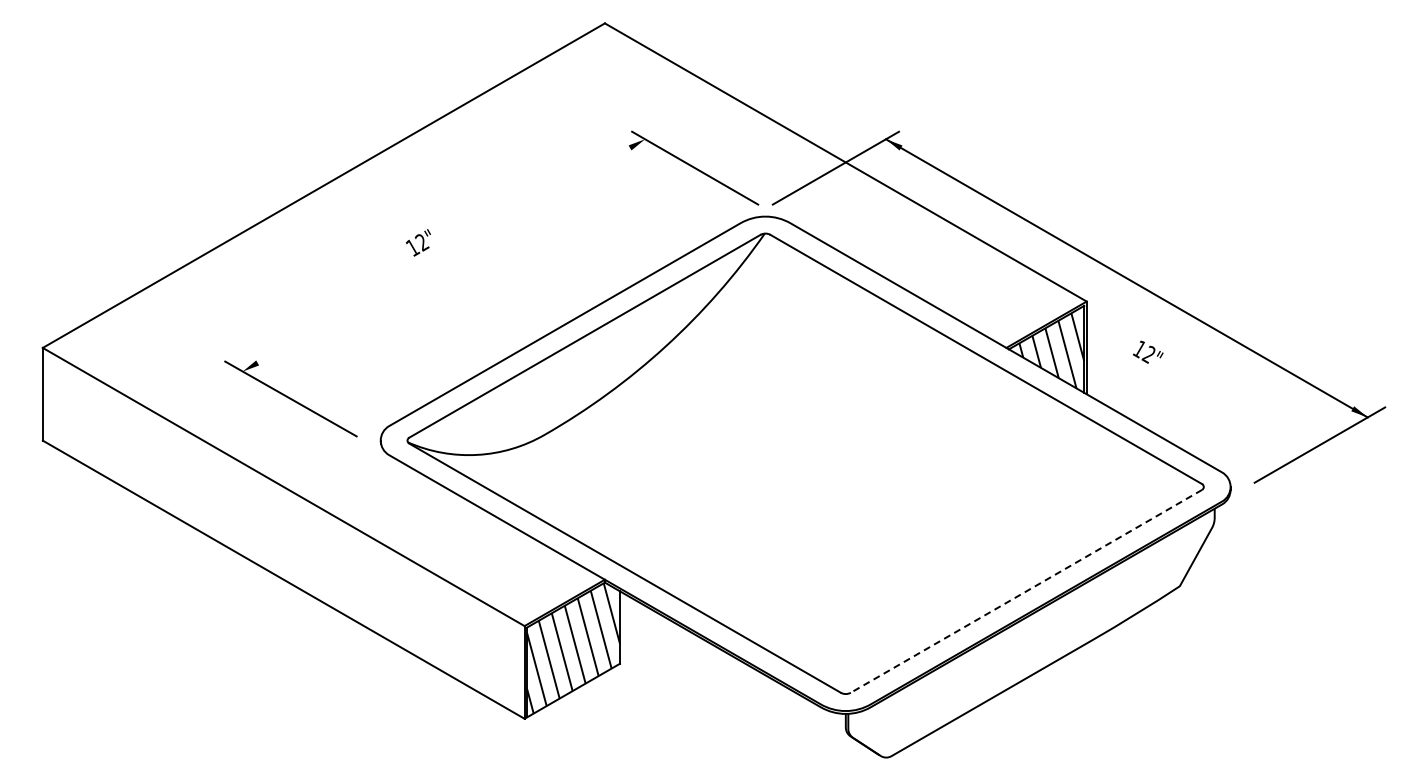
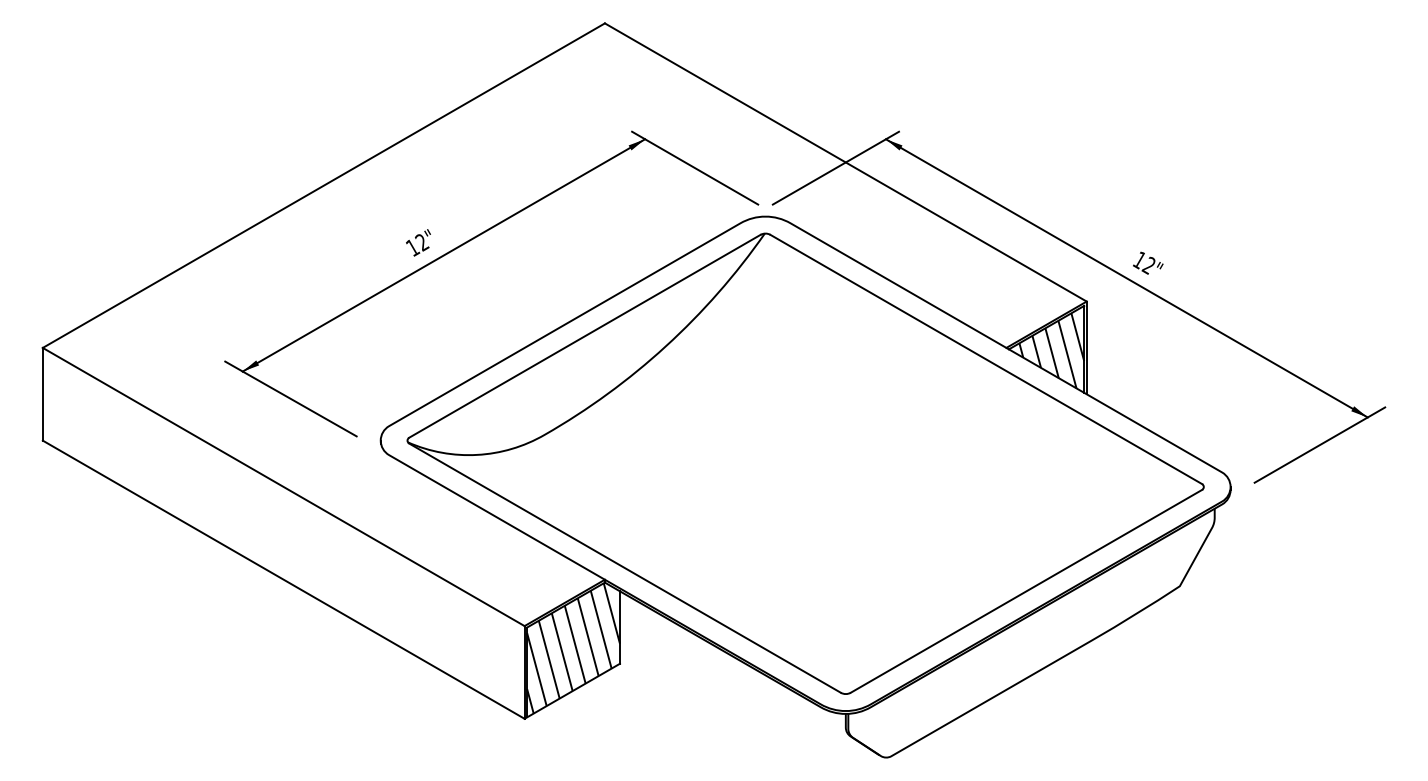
line: none -> present (443, 255)
text position: (1148, 351) -> (1148, 262) (1148, 262)
line: dashed -> solid (1026, 591)
